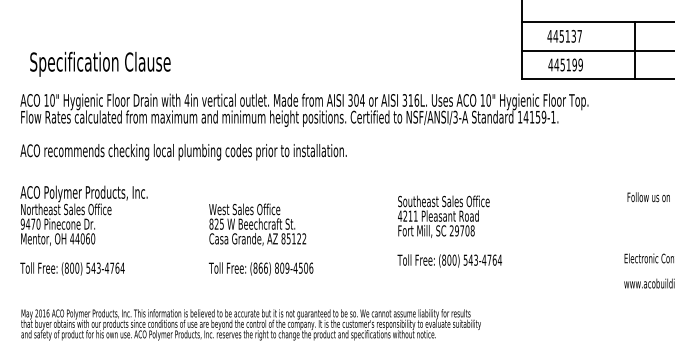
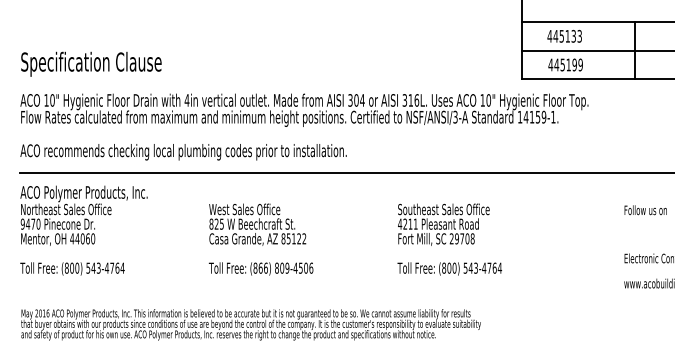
text: 445137 -> 445133 (579, 35)
text position: (100, 63) -> (91, 63) (91, 63)
line: none -> present (345, 173)
text position: (648, 197) -> (645, 210) (645, 210)
text position: (449, 231) -> (449, 239) (449, 239)
